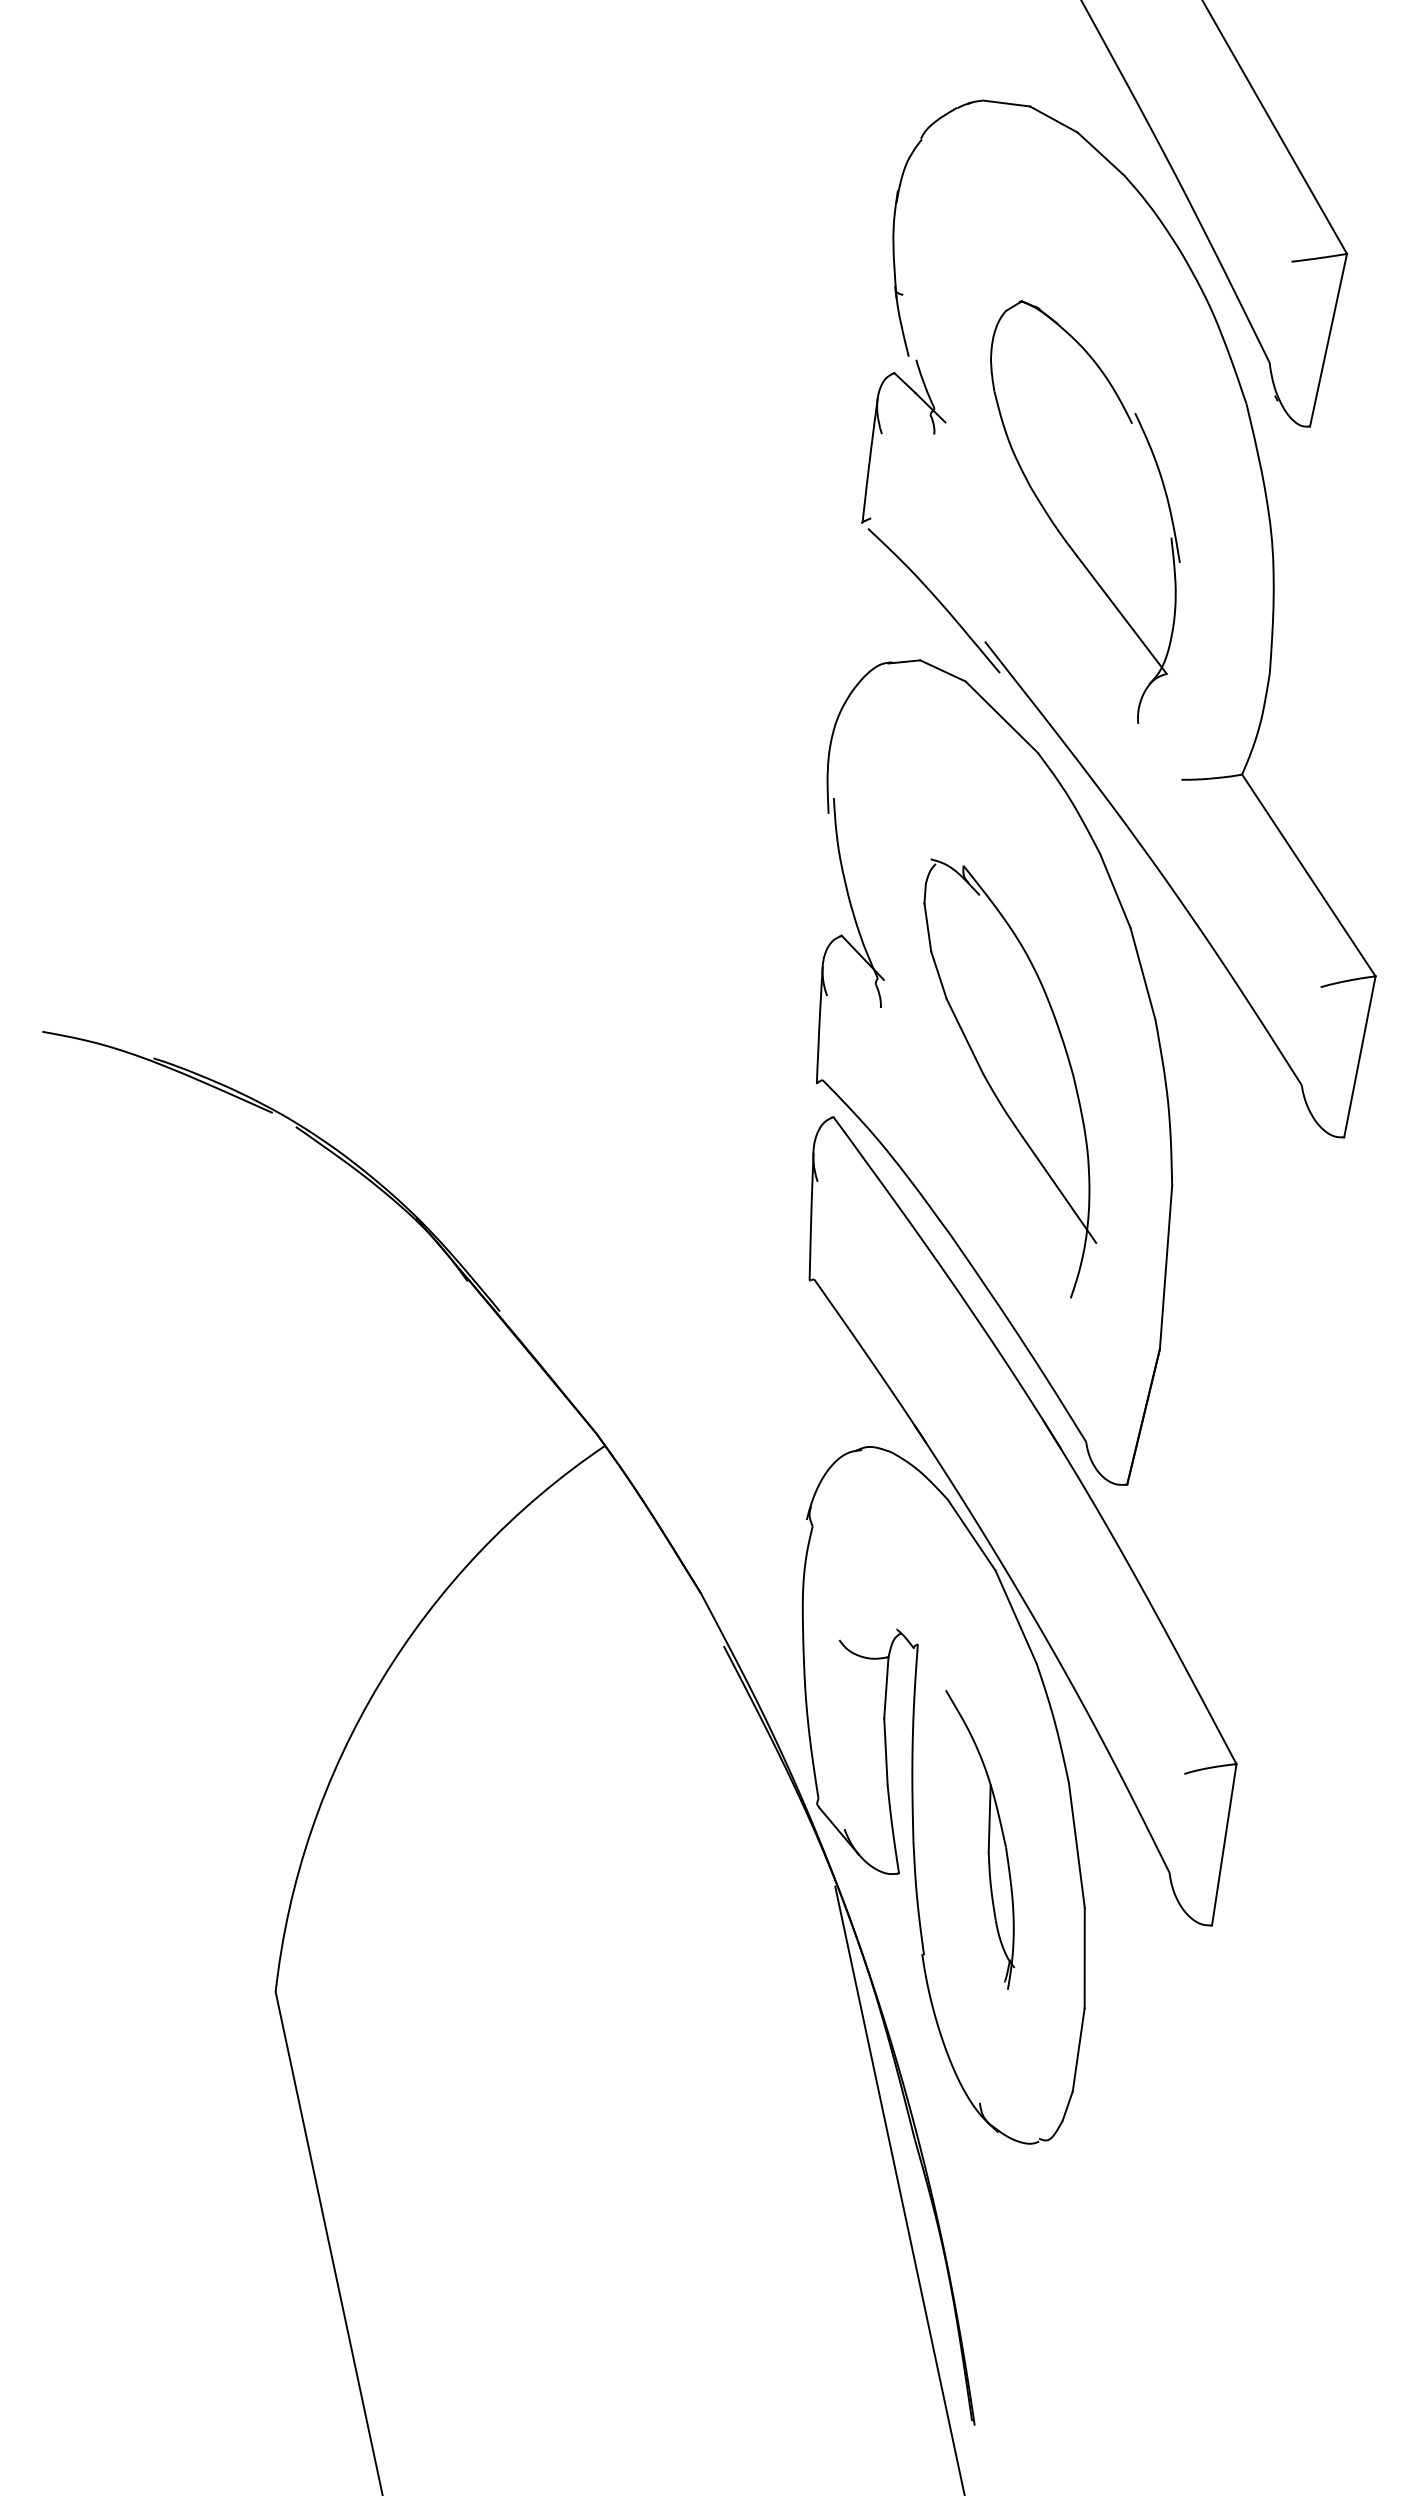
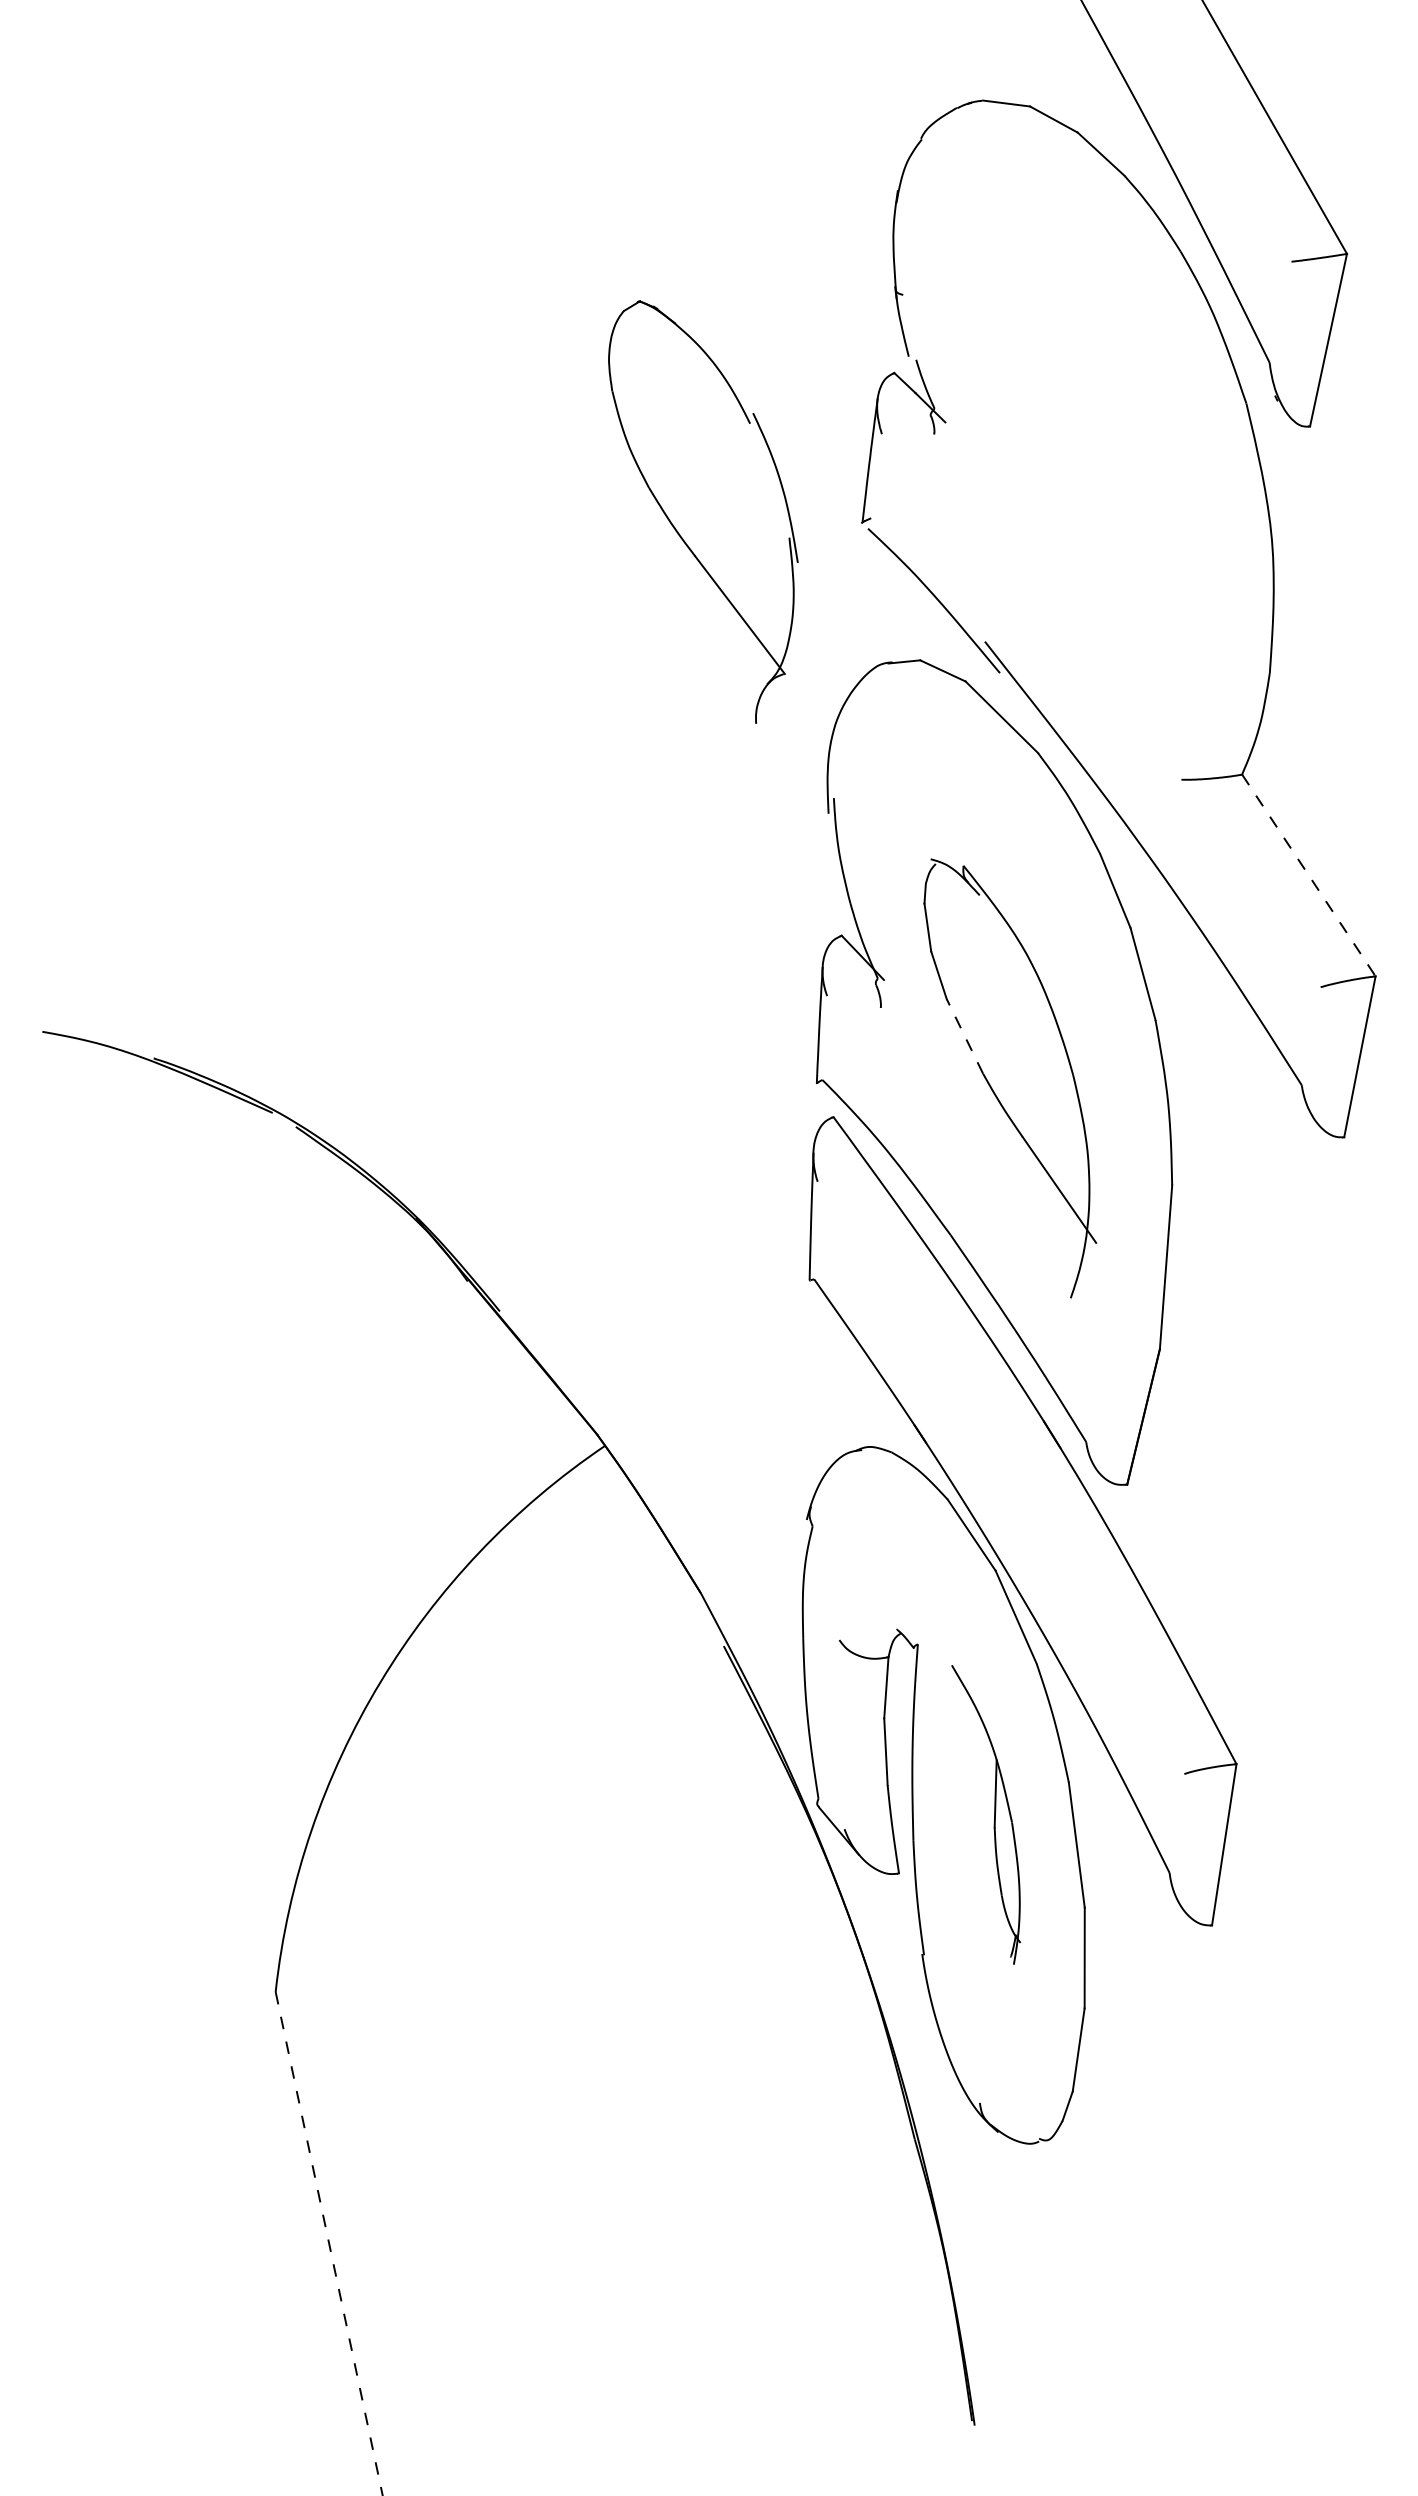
part position: (1060, 531) -> (678, 531) (678, 531)
line: solid -> dashed (1308, 875)
line: solid -> dashed (964, 1035)
part position: (988, 1839) -> (994, 1814) (994, 1814)
line: present -> none (899, 2189)
line: solid -> dashed (329, 2244)
